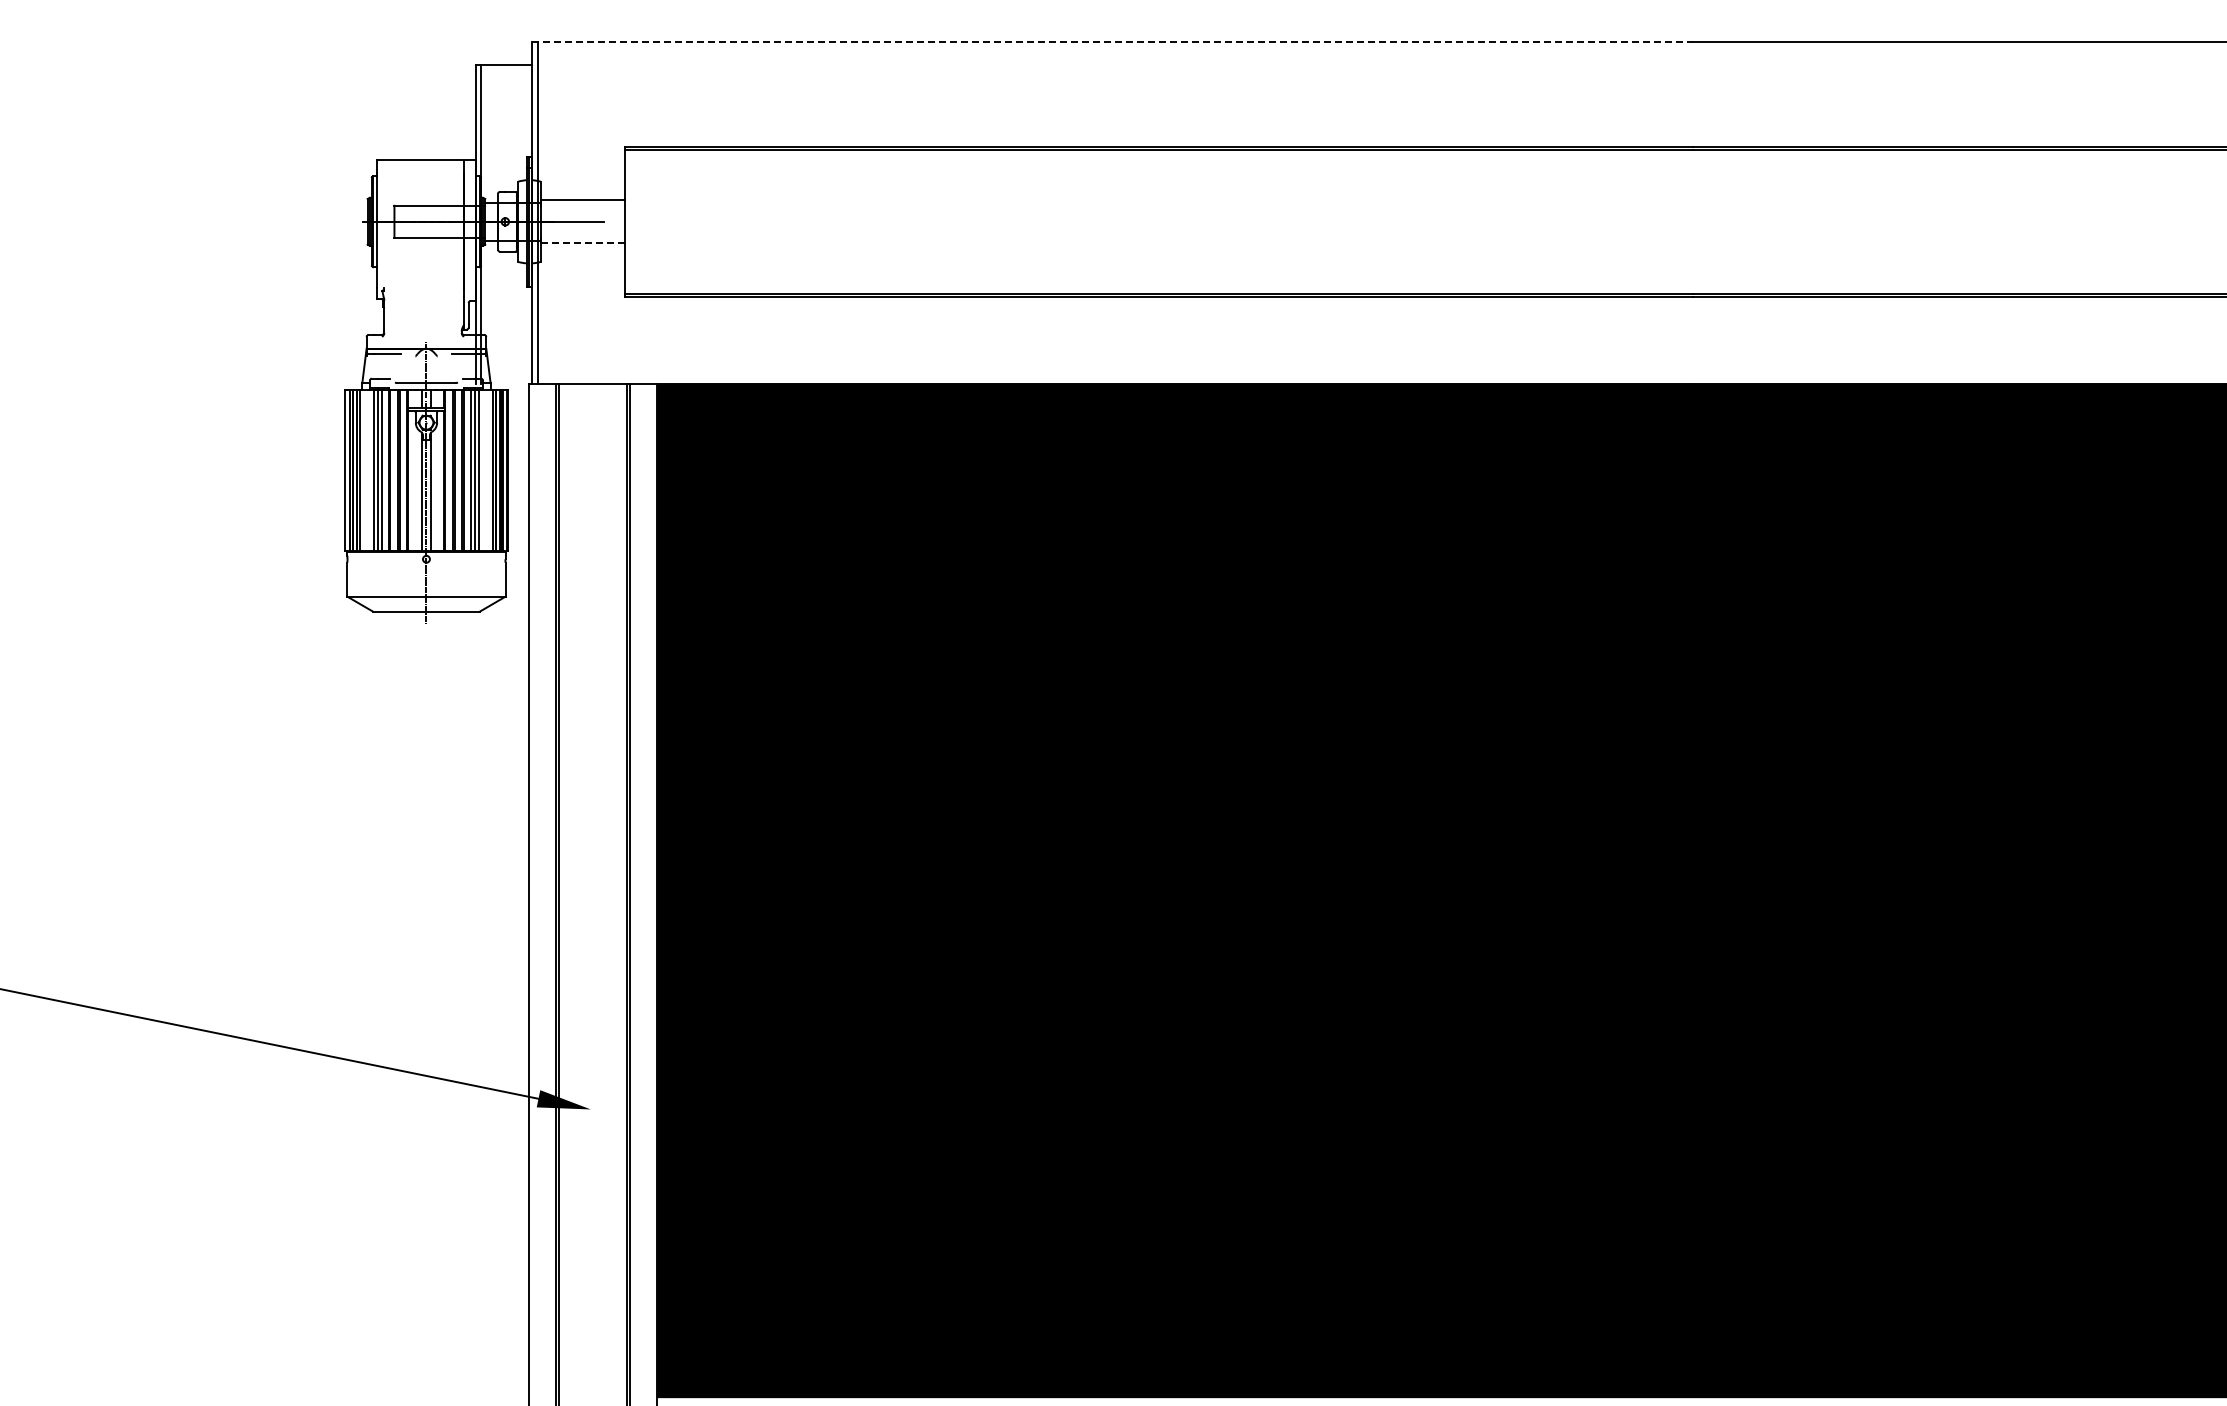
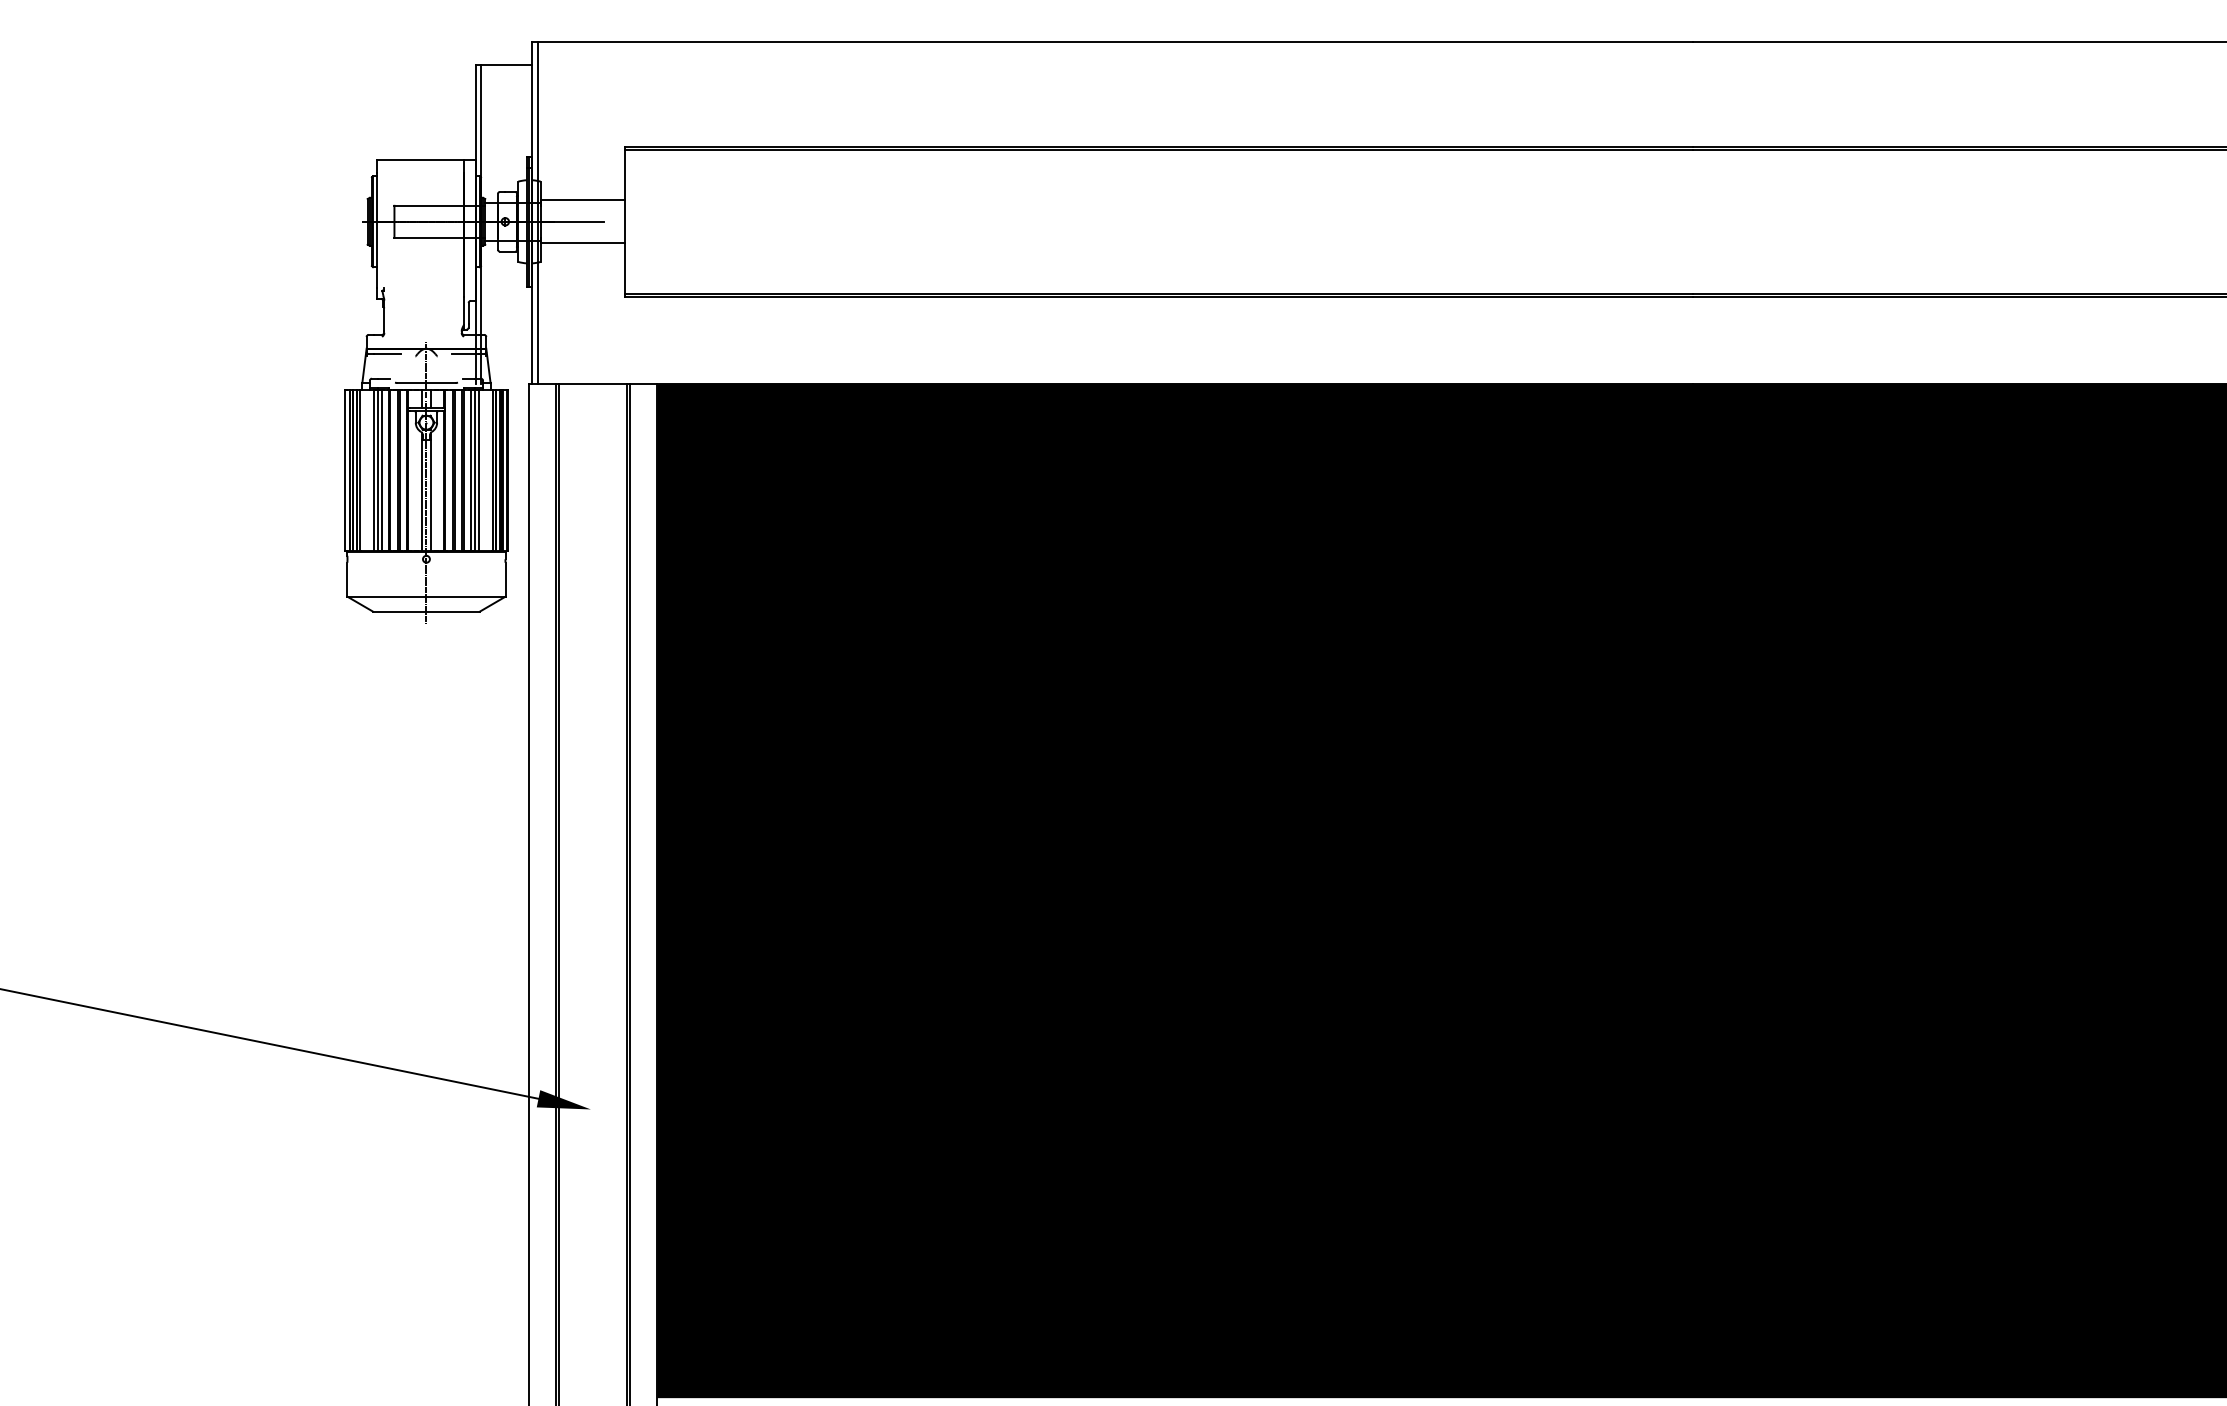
line: dashed -> solid (1113, 42)
line: dashed -> solid (583, 243)
